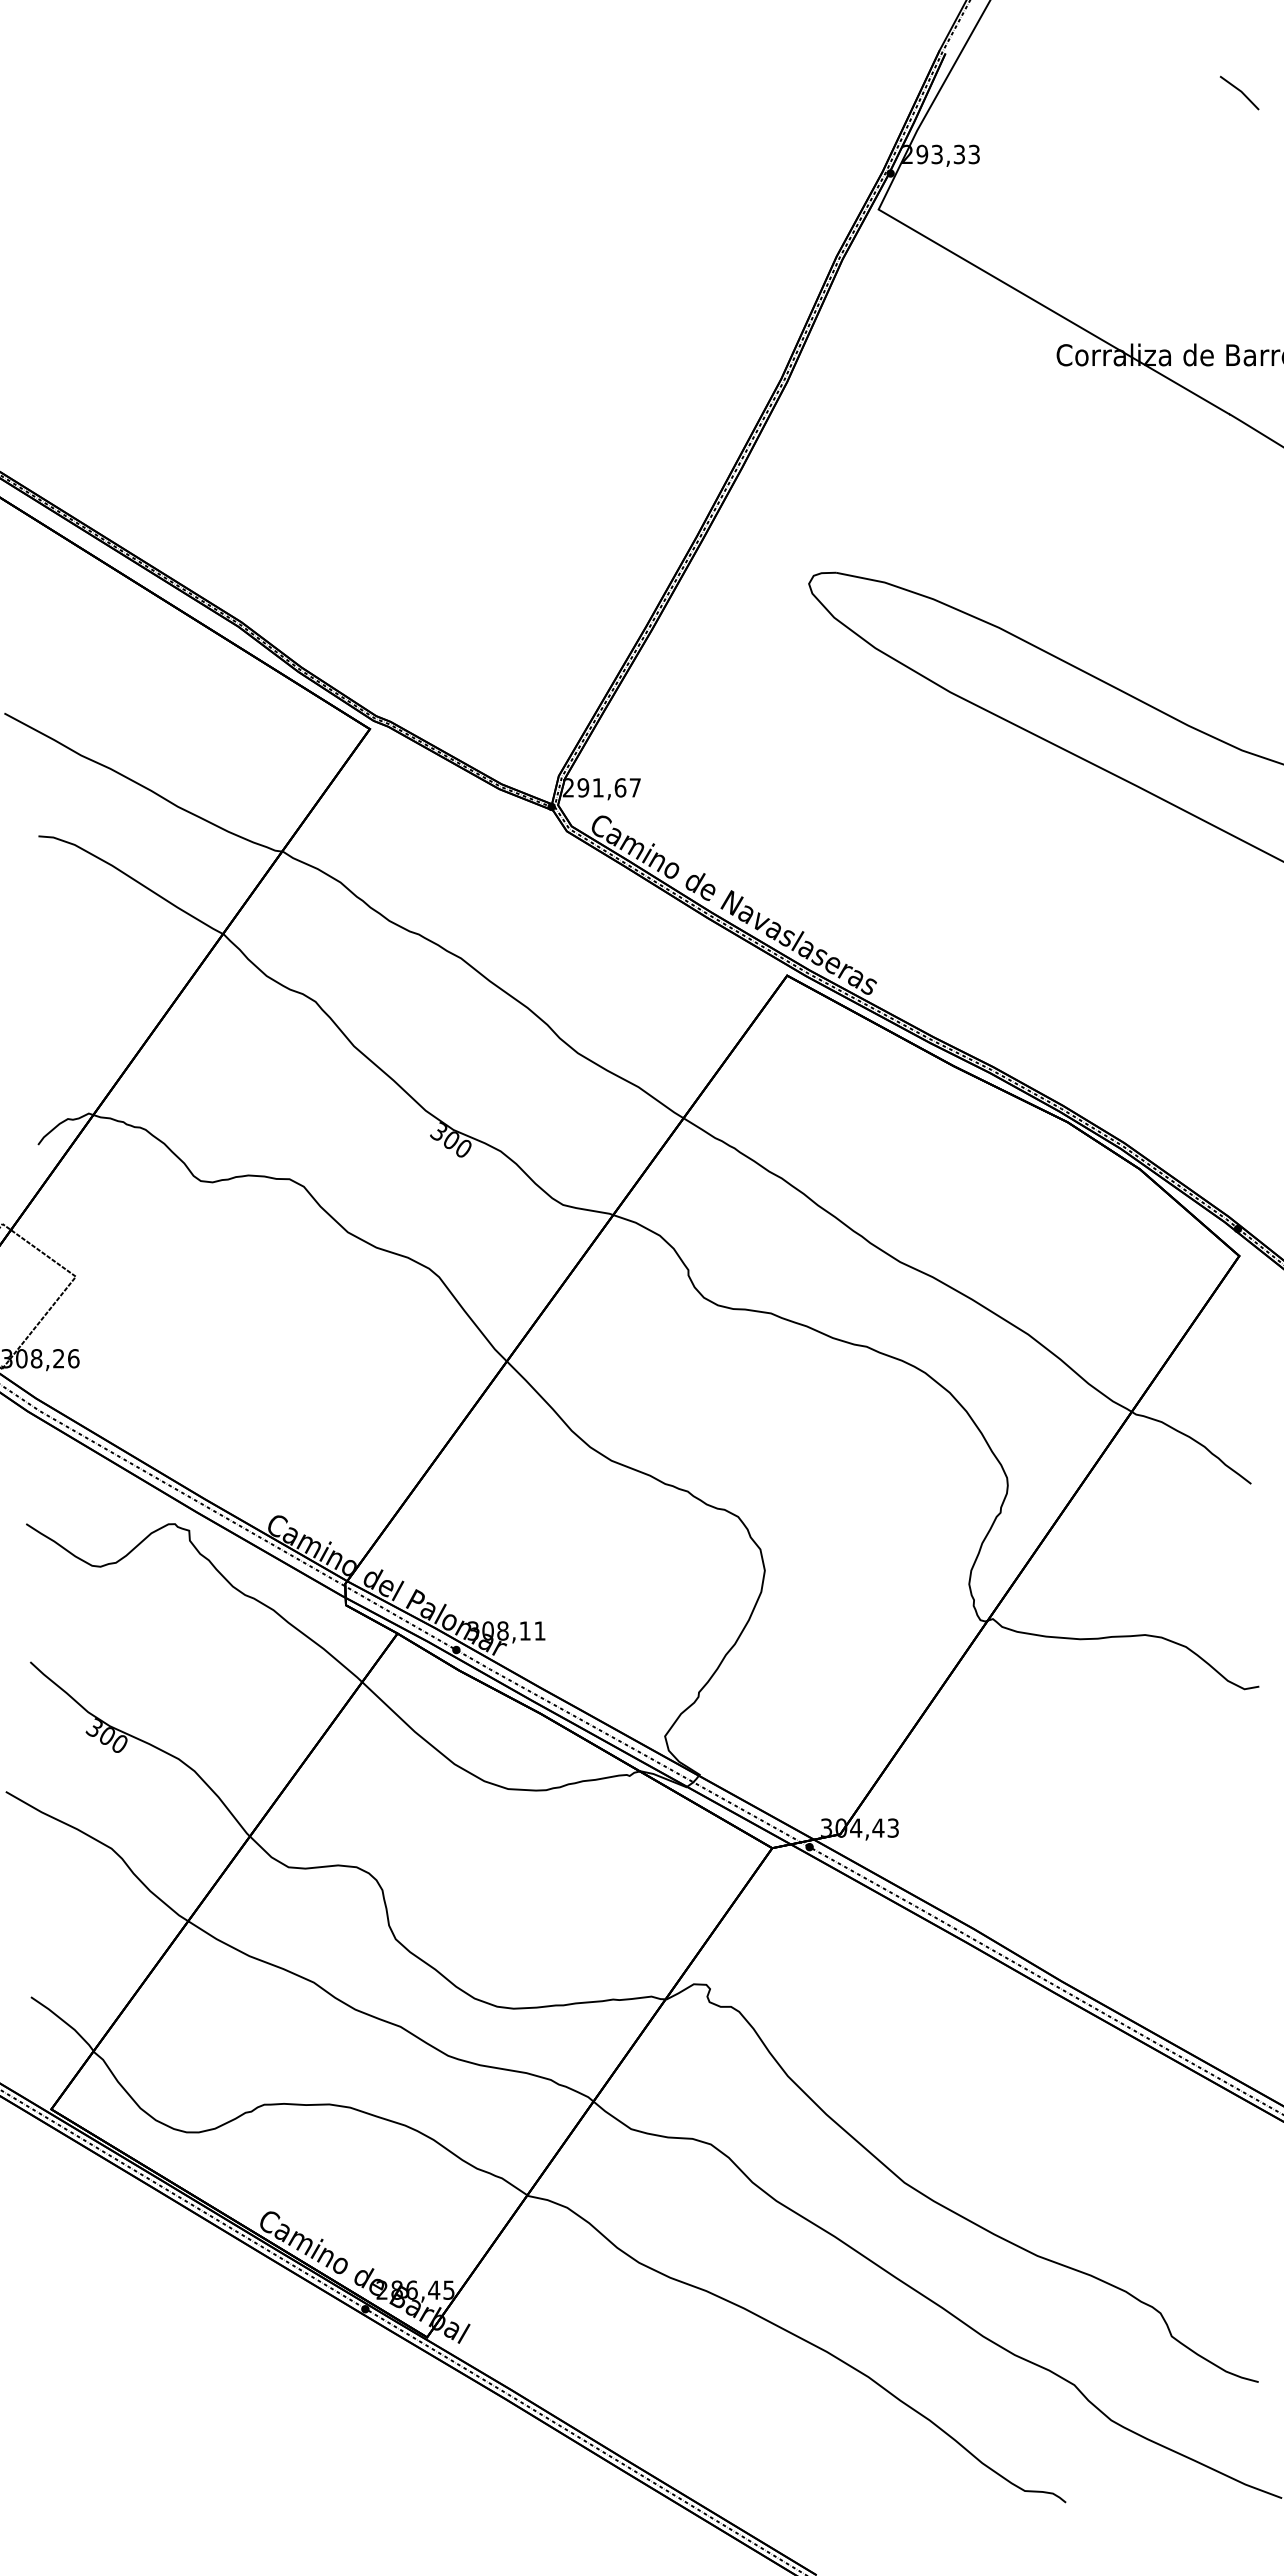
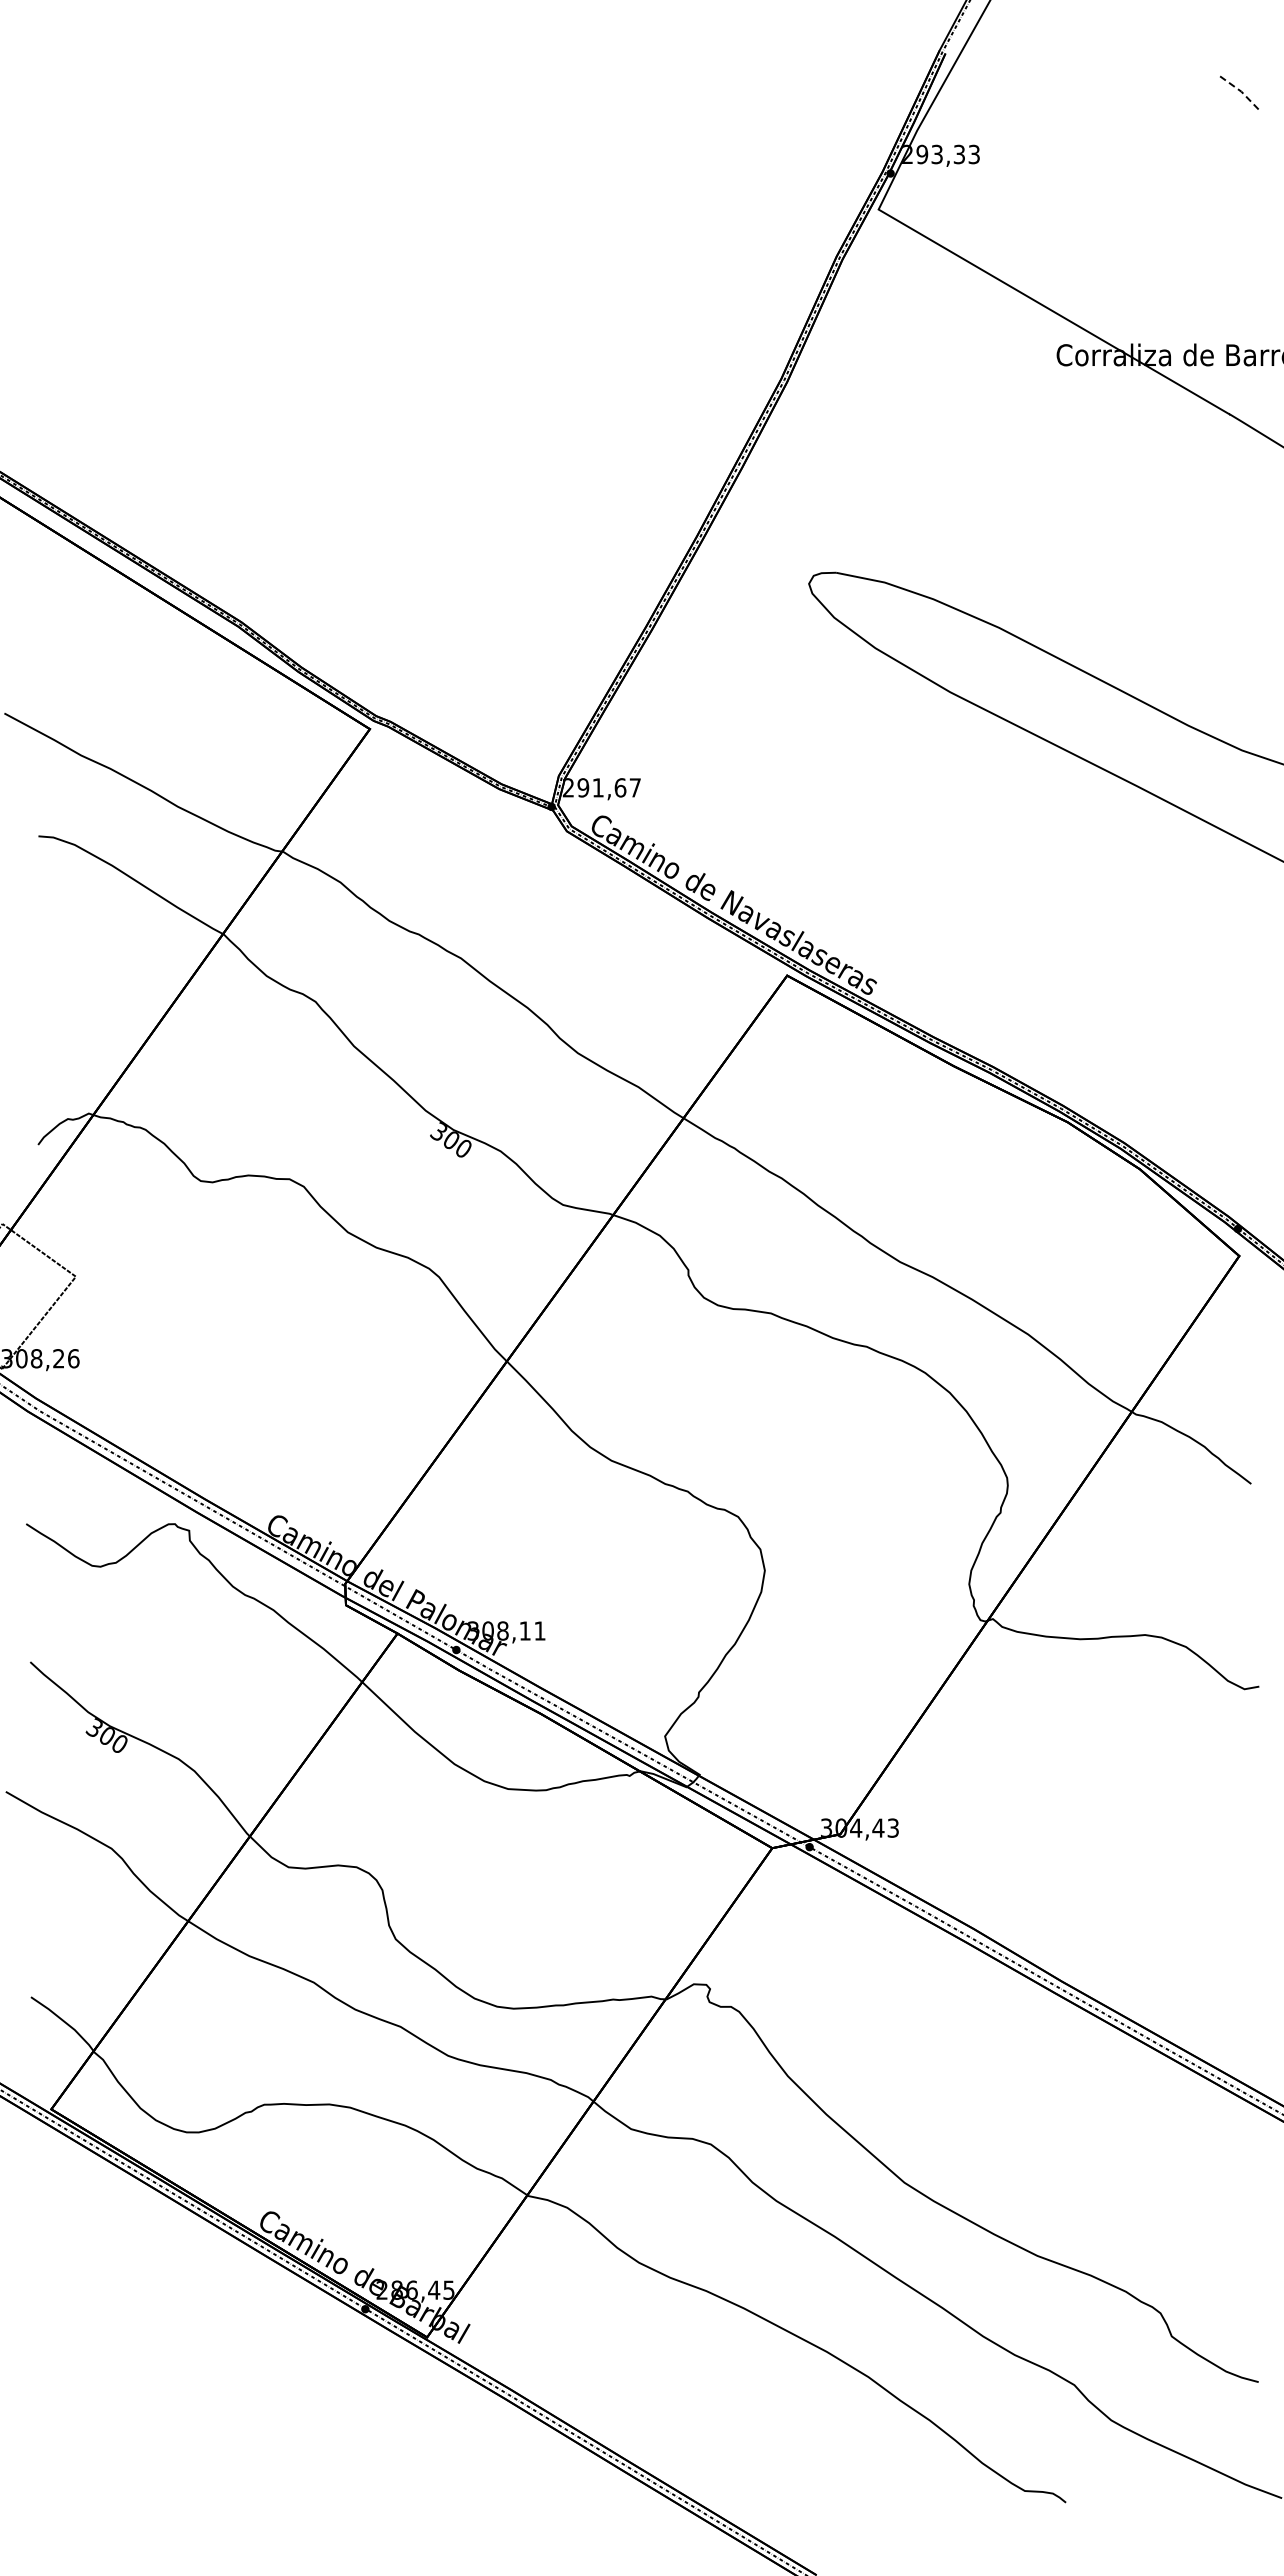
line: solid -> dashed (1241, 91)
